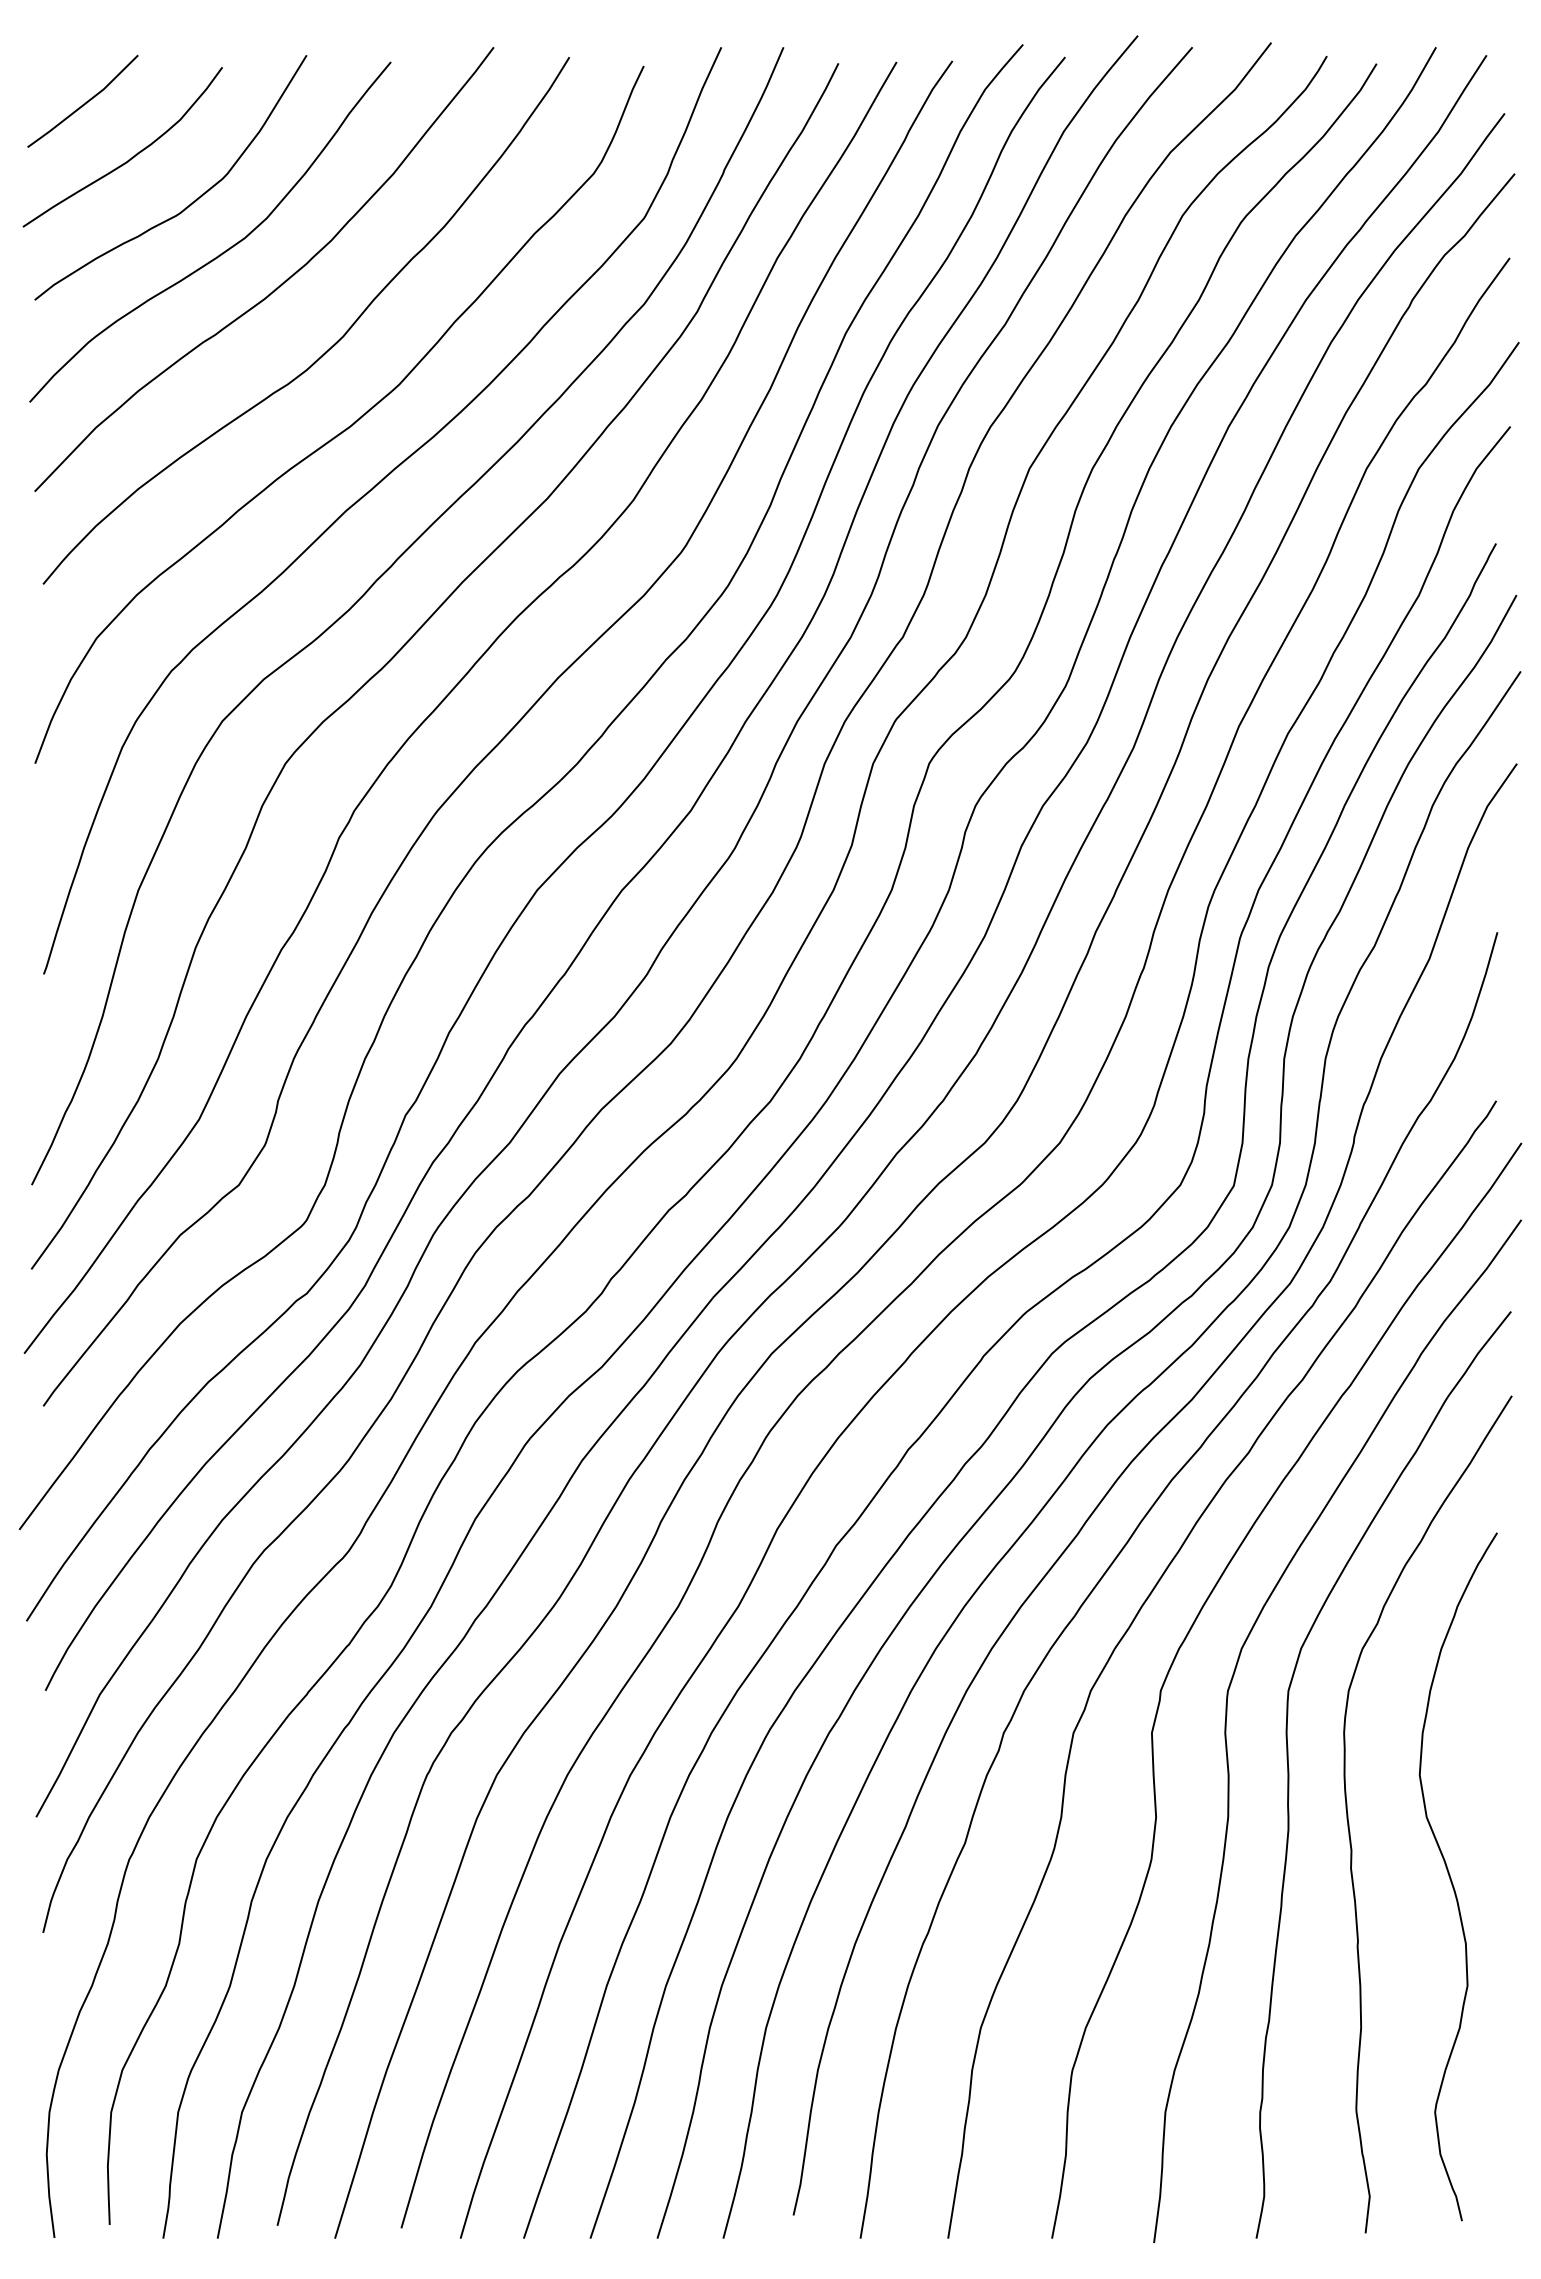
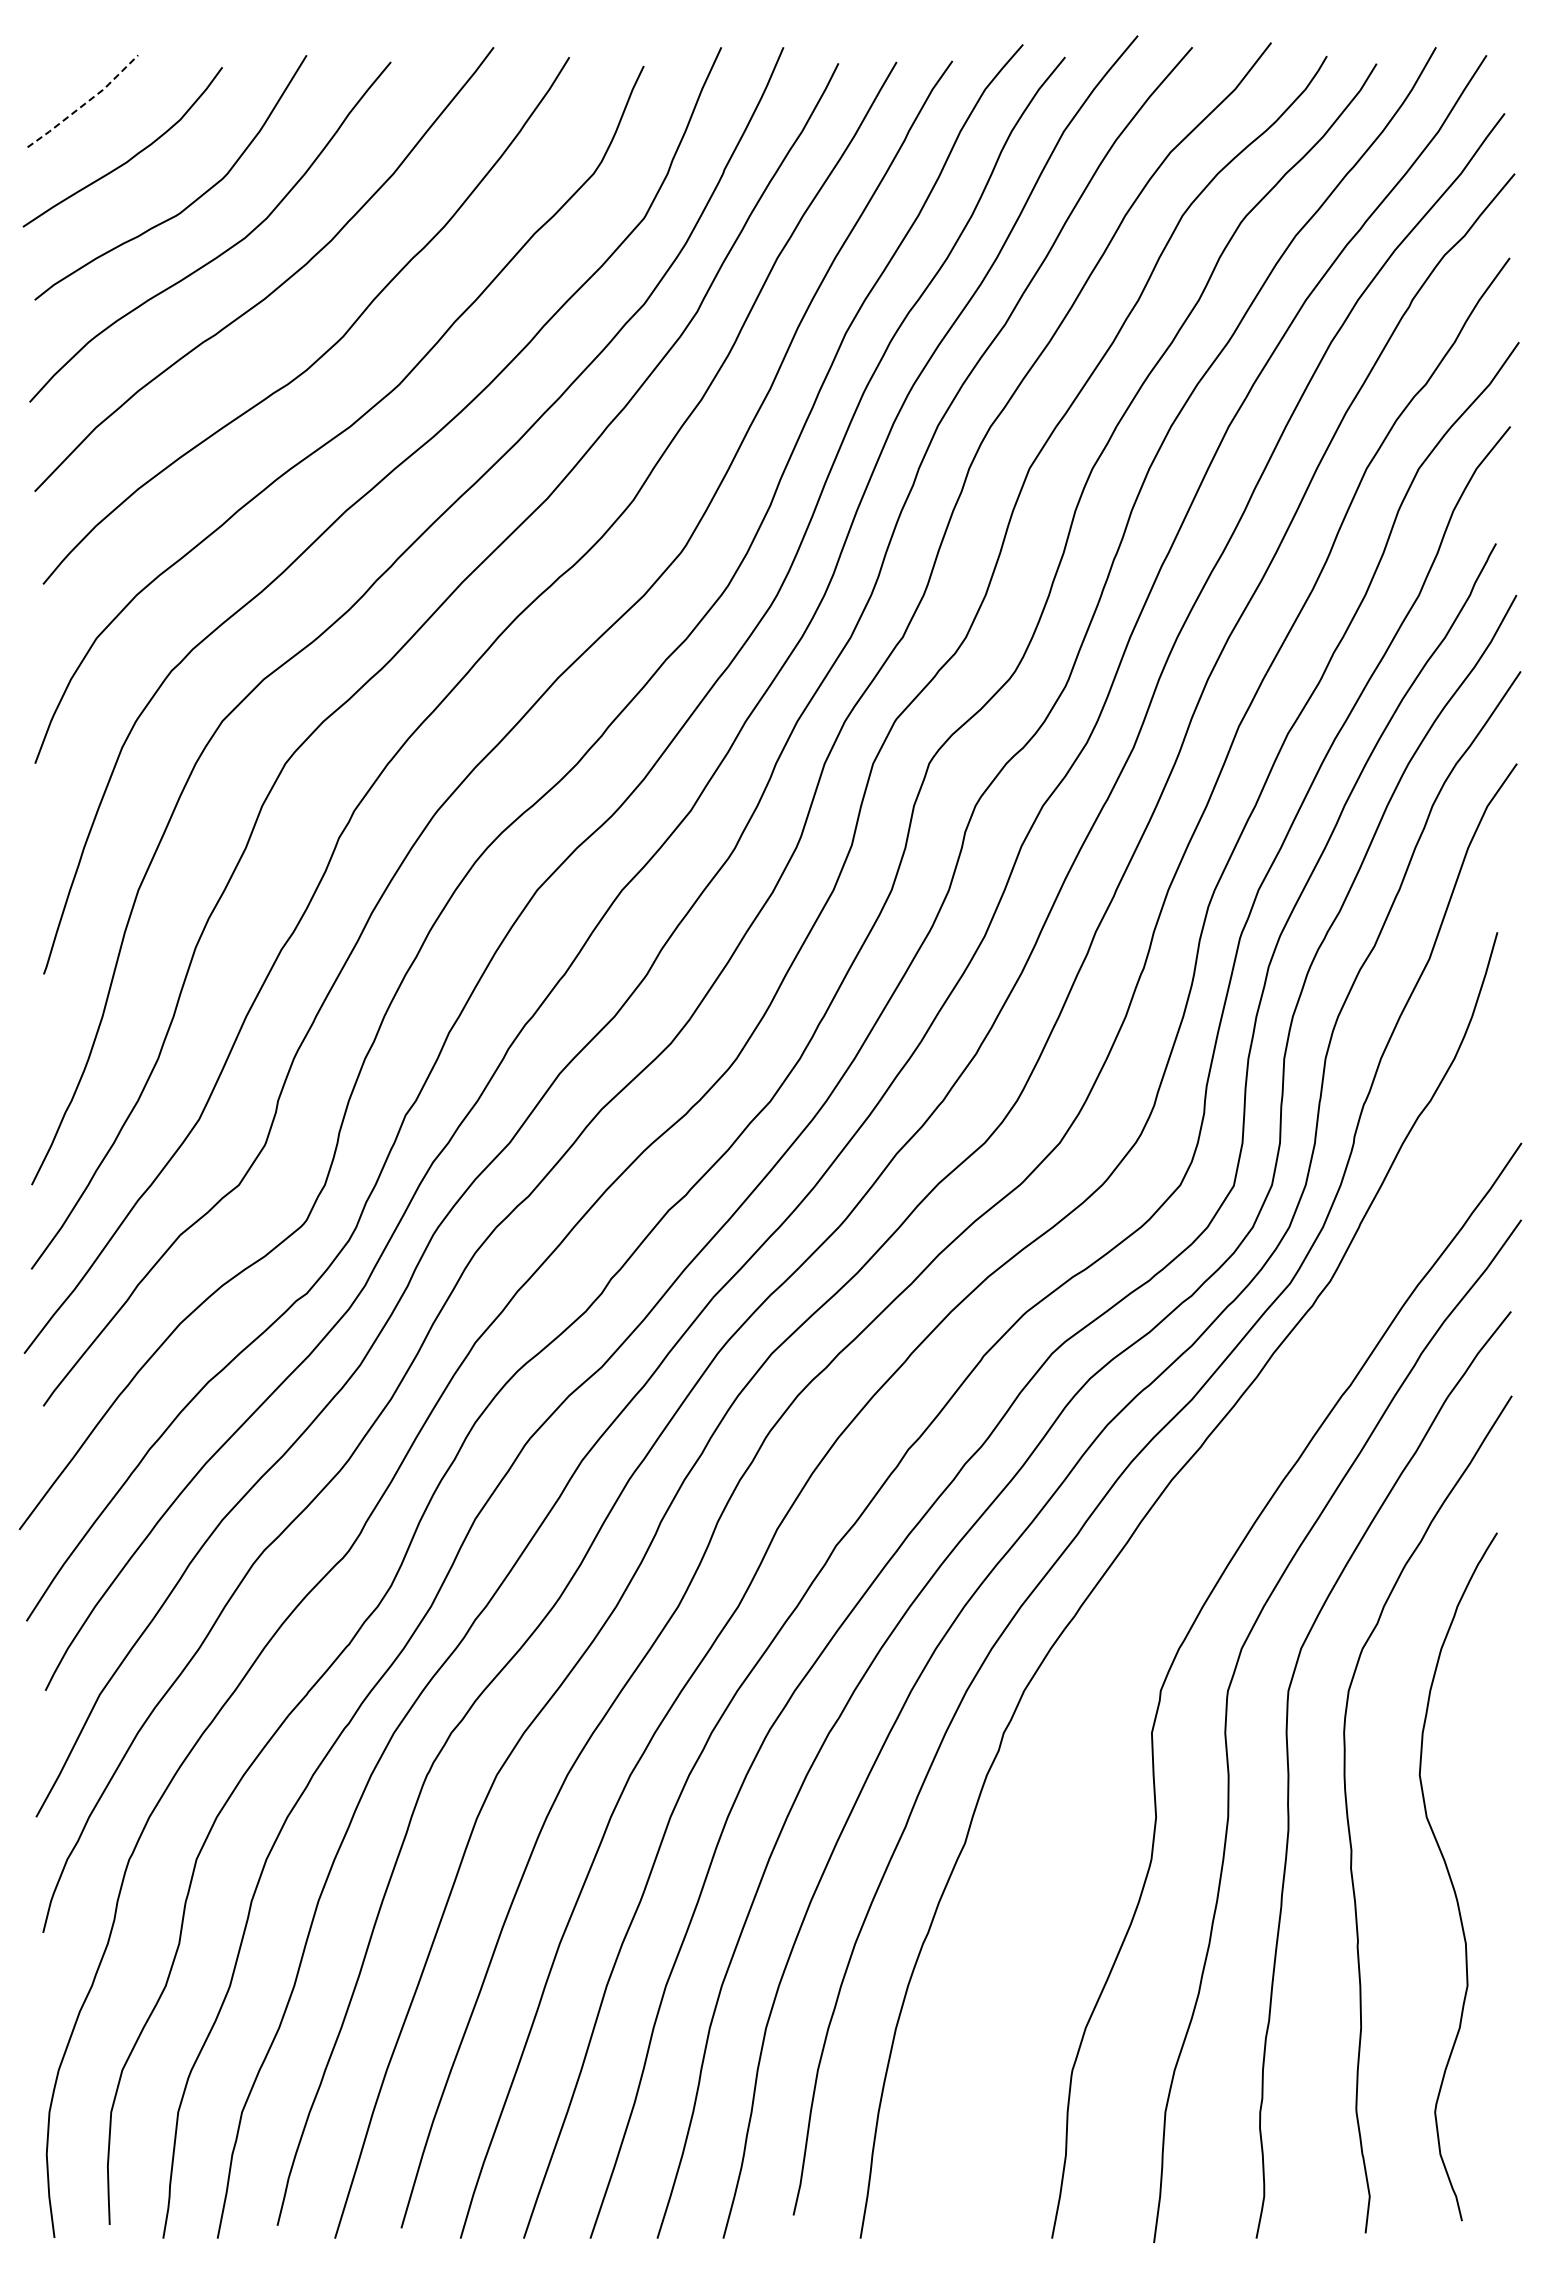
line: solid -> dashed (84, 104)
curve: present -> none (1135, 1619)
